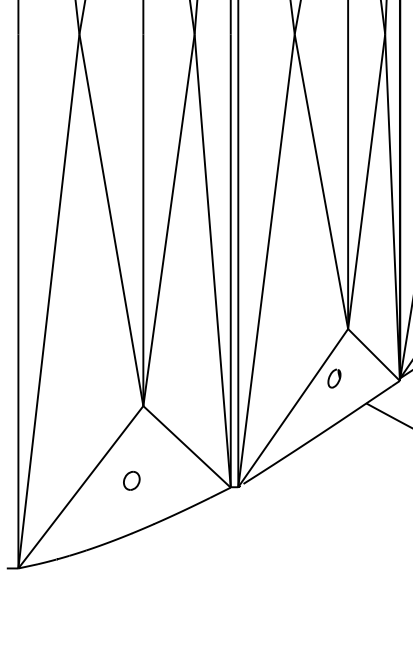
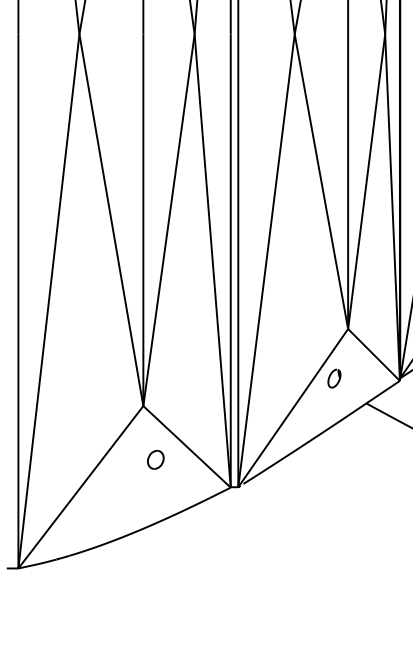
part position: (131, 480) -> (155, 459) (155, 459)
